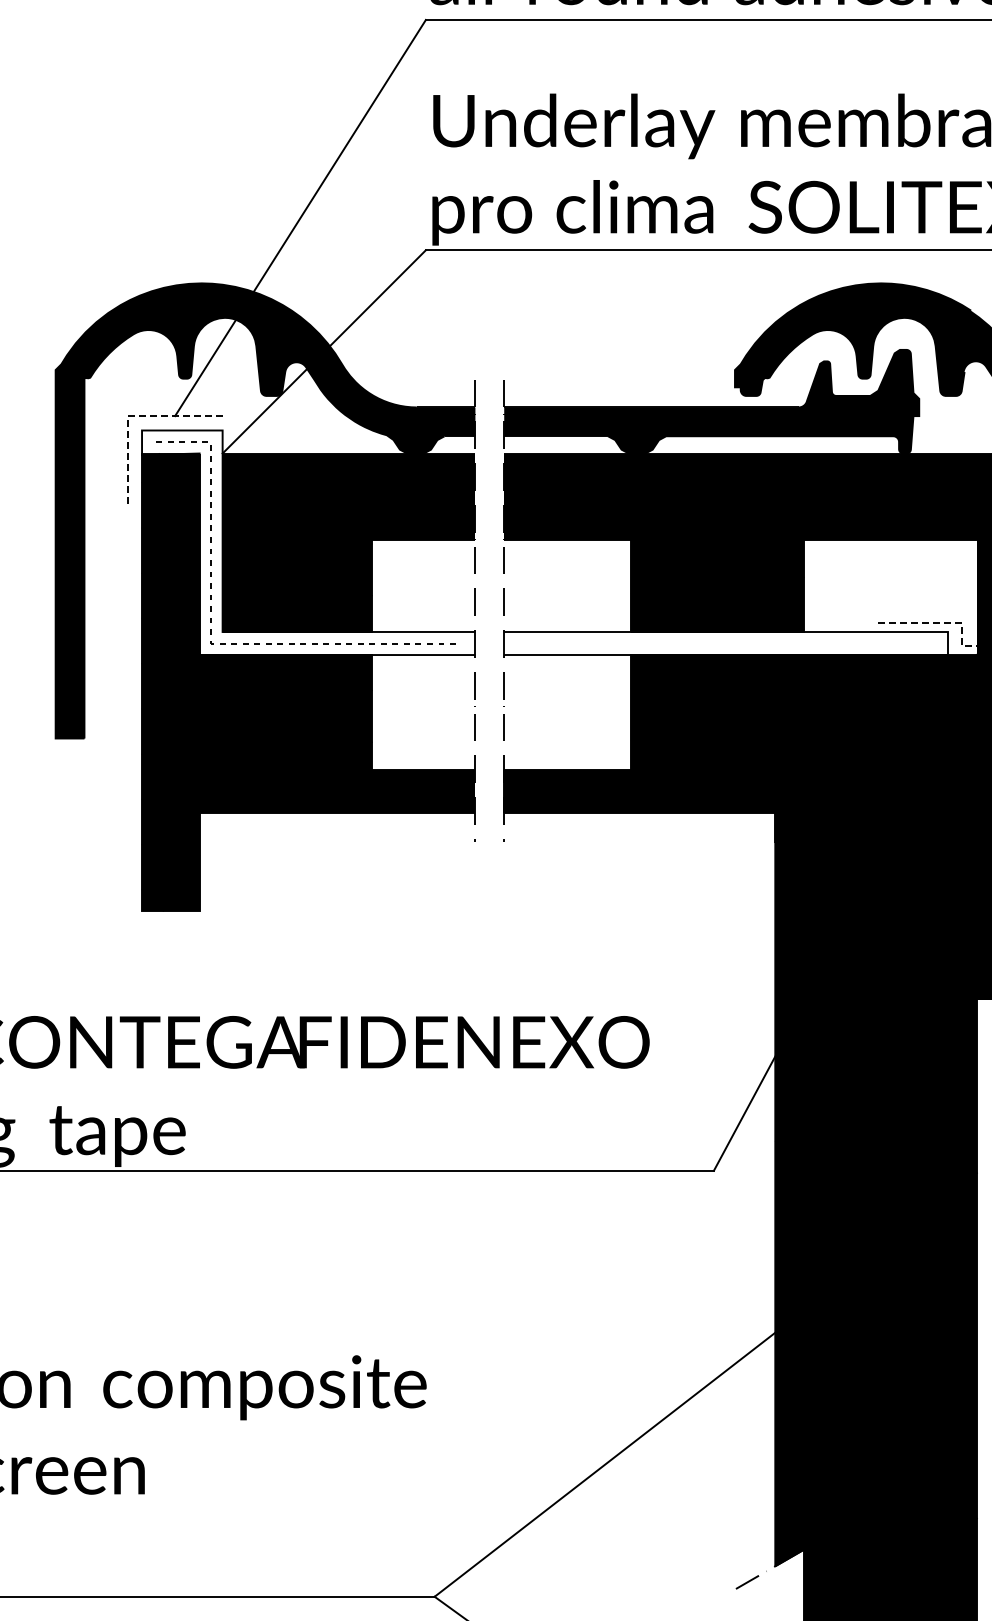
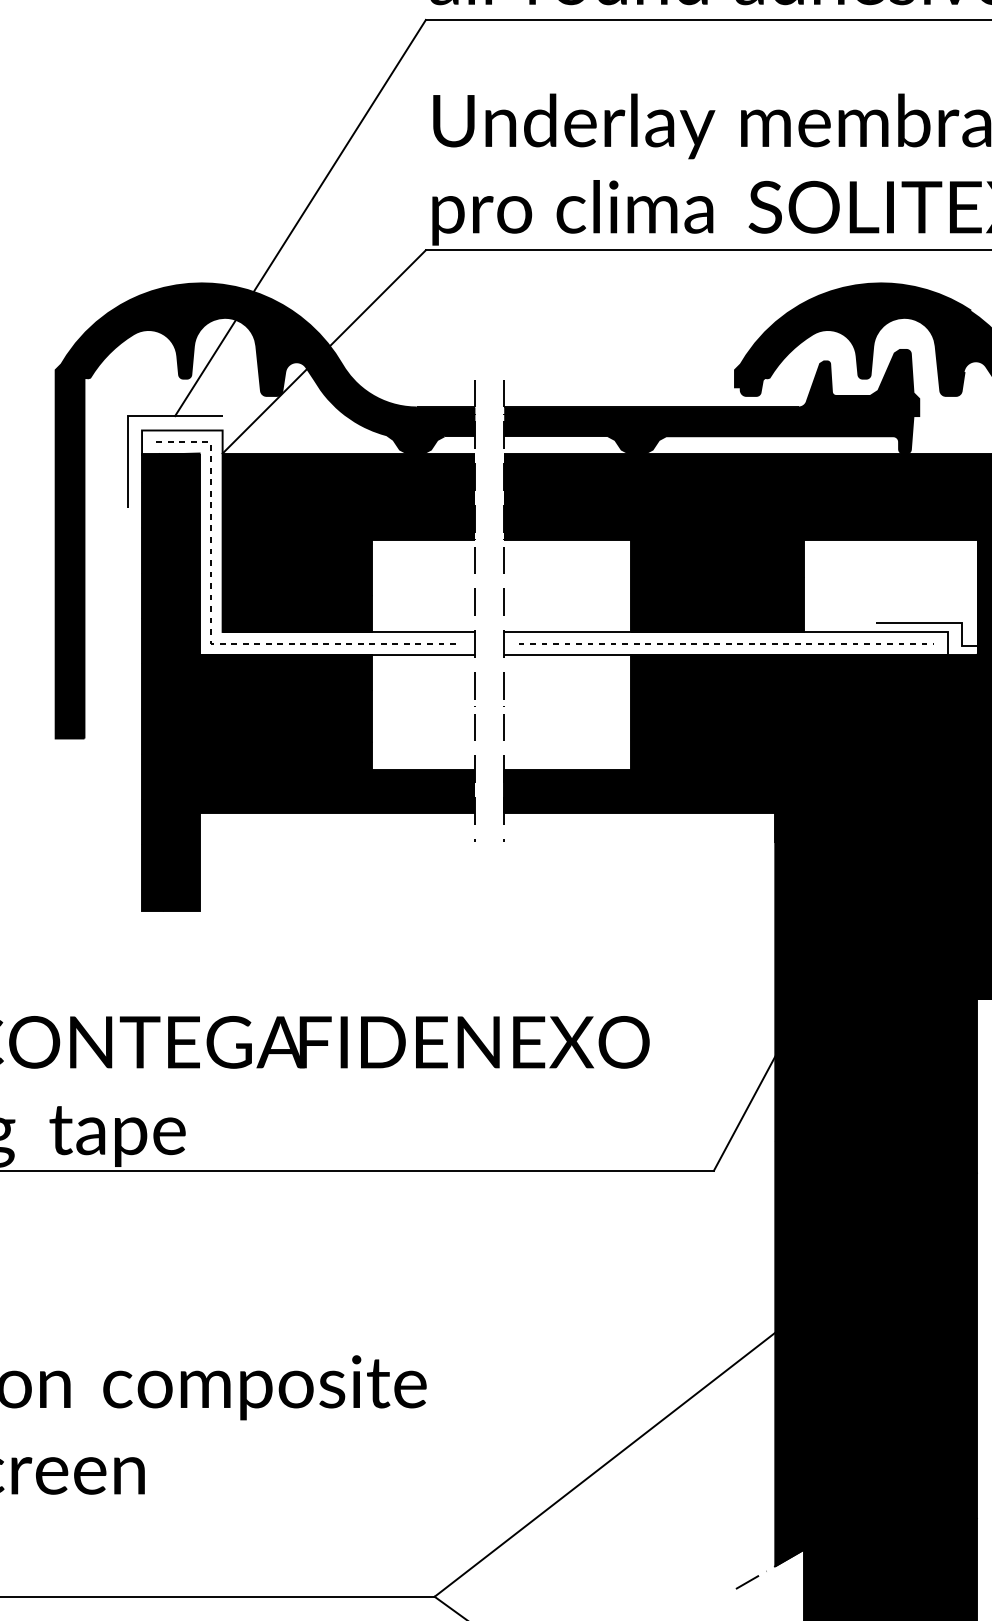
line: dashed -> solid (127, 416)
line: dashed -> solid (946, 623)
line: none -> present (726, 643)
